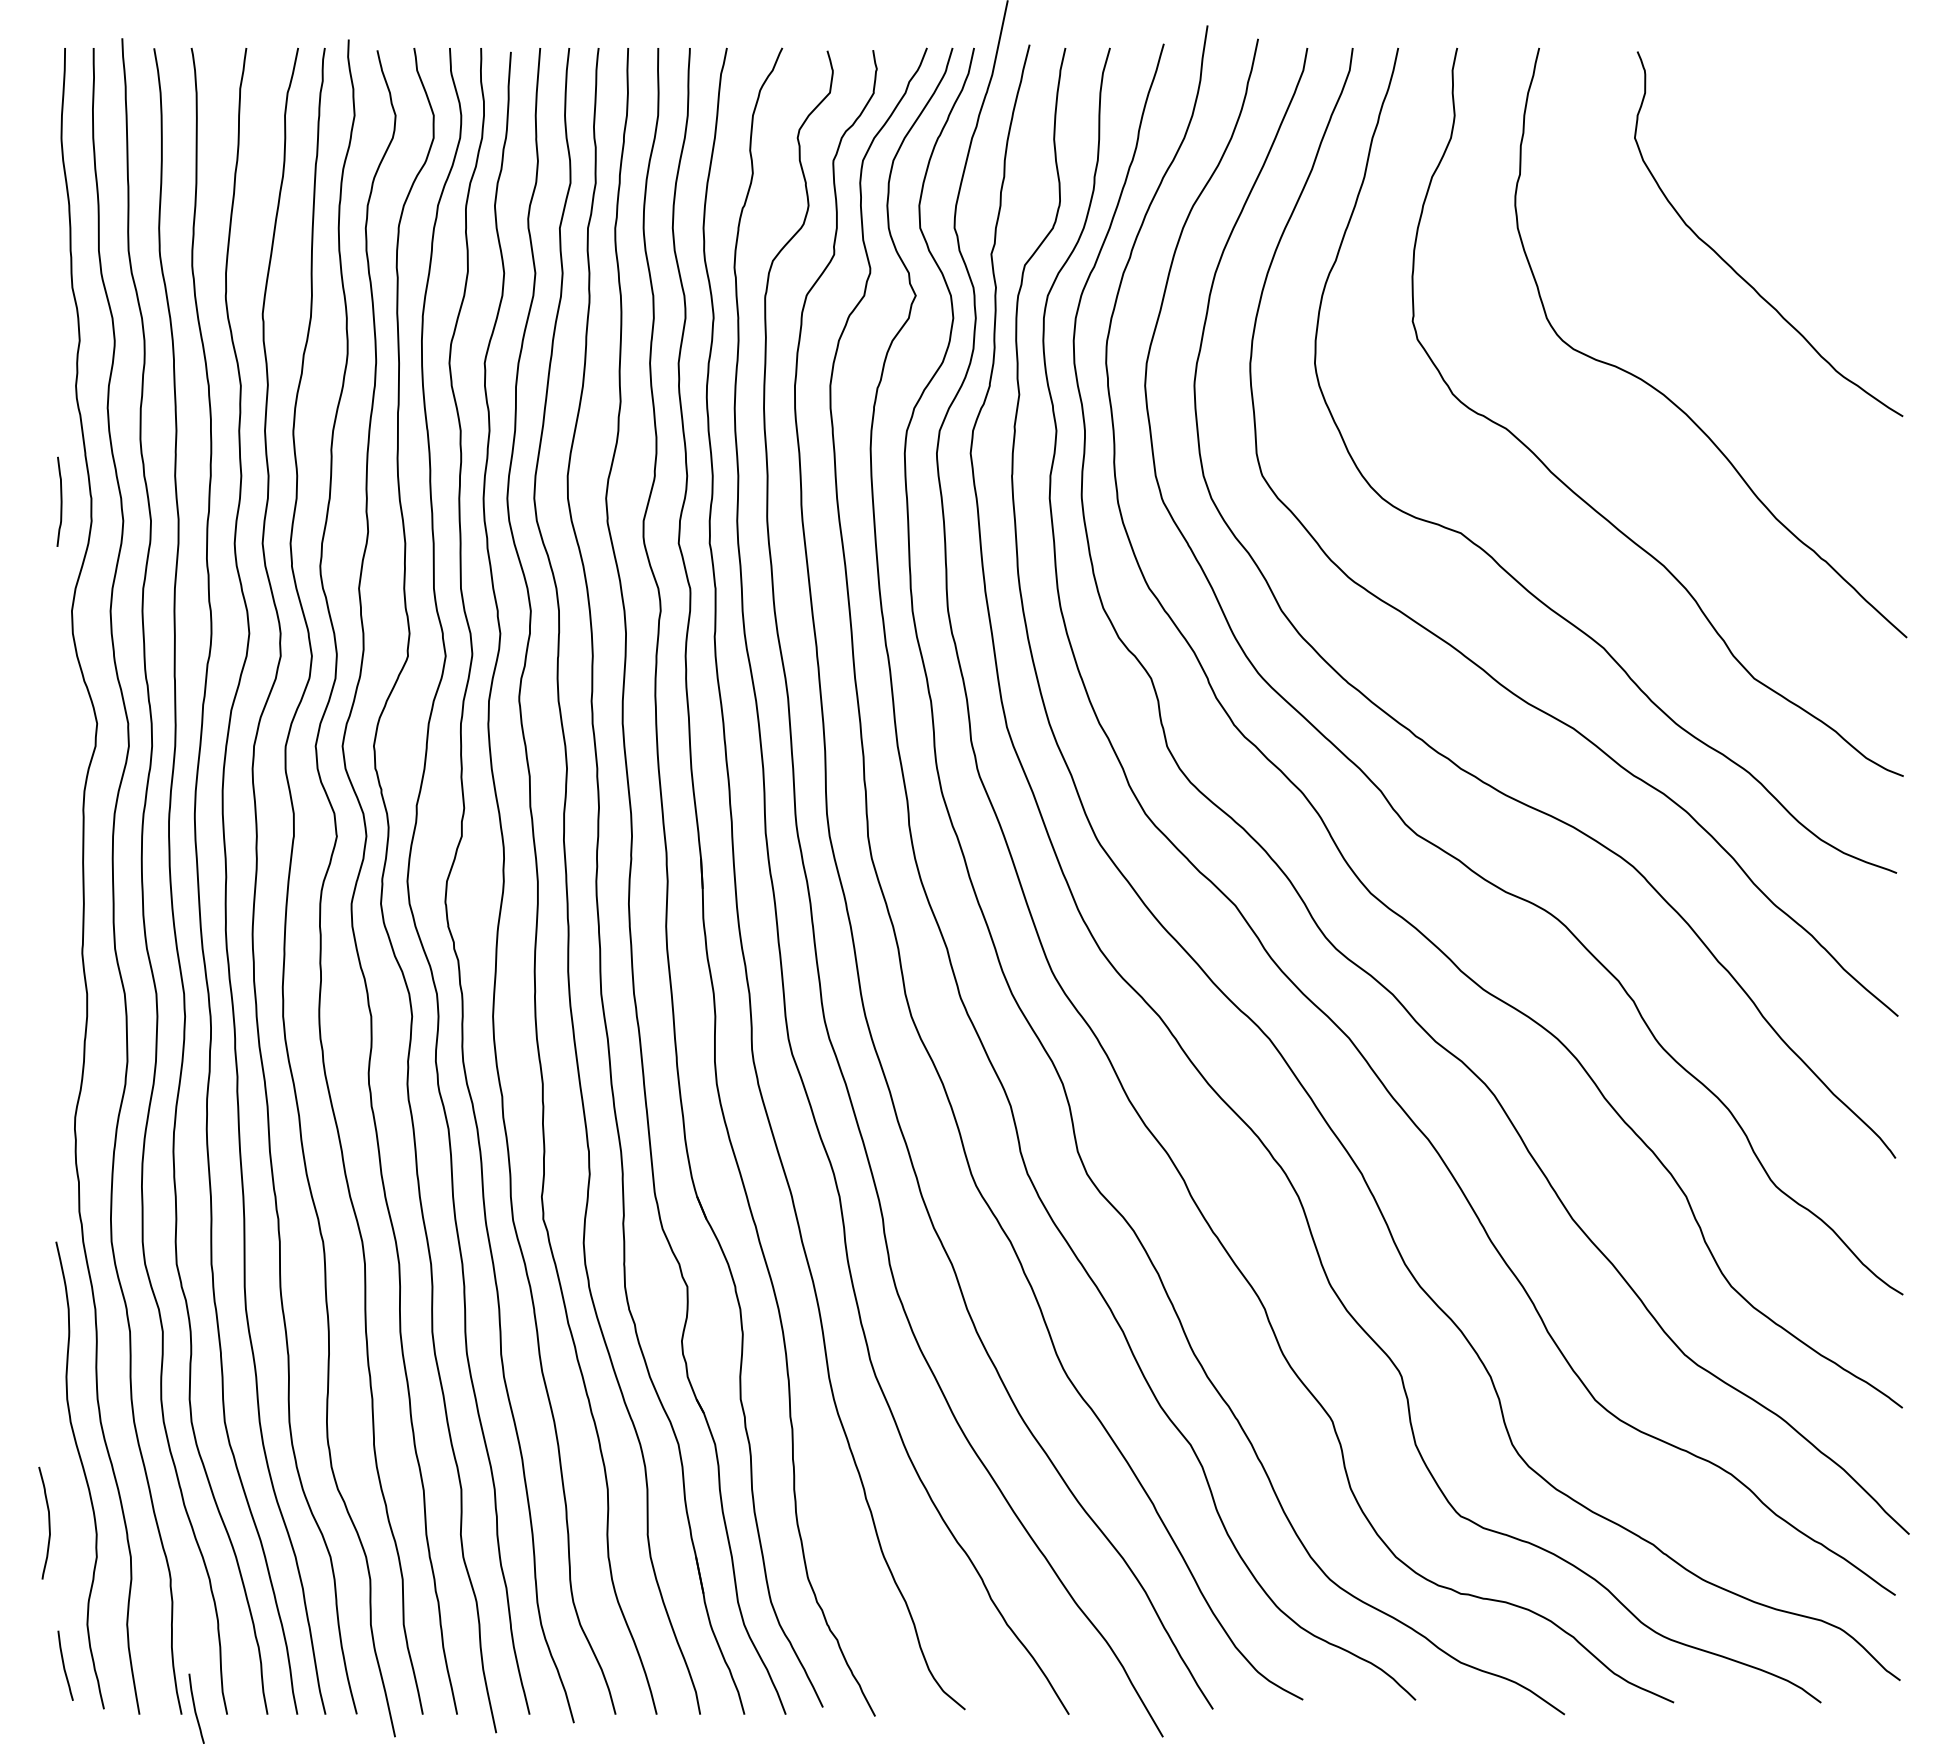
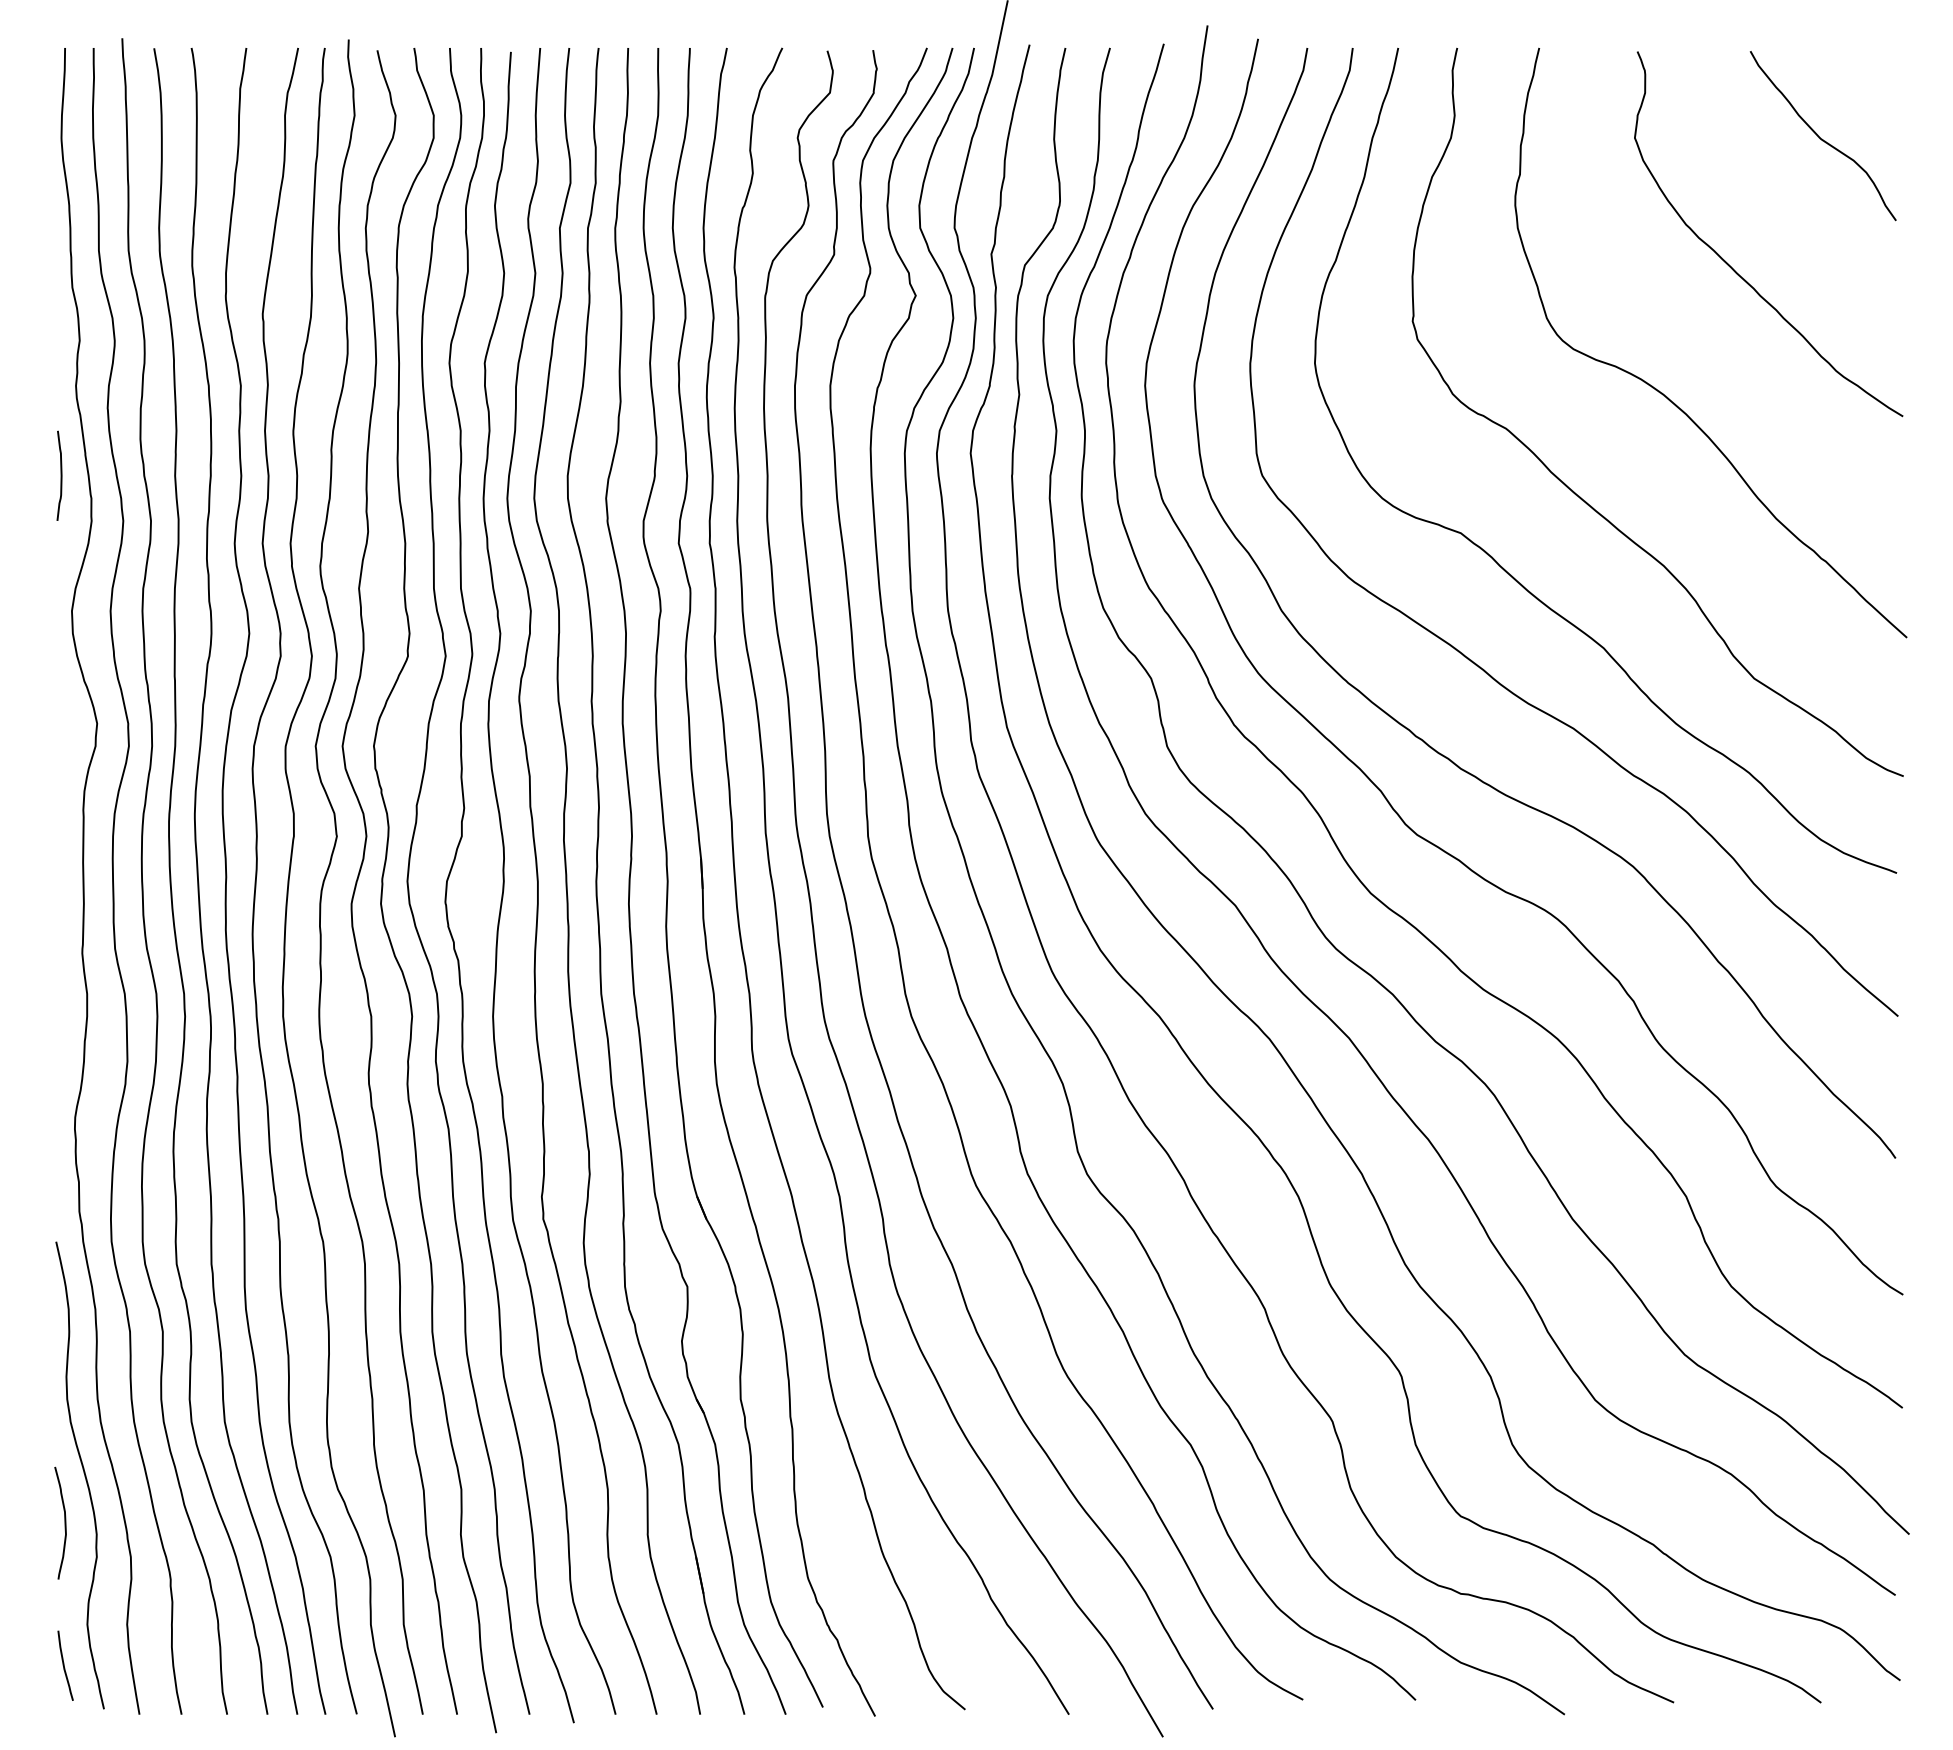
curve: none -> present (1822, 138)
curve position: (60, 501) -> (60, 475) (60, 475)
curve position: (48, 1522) -> (64, 1522) (64, 1522)
curve: present -> none (195, 1708)
